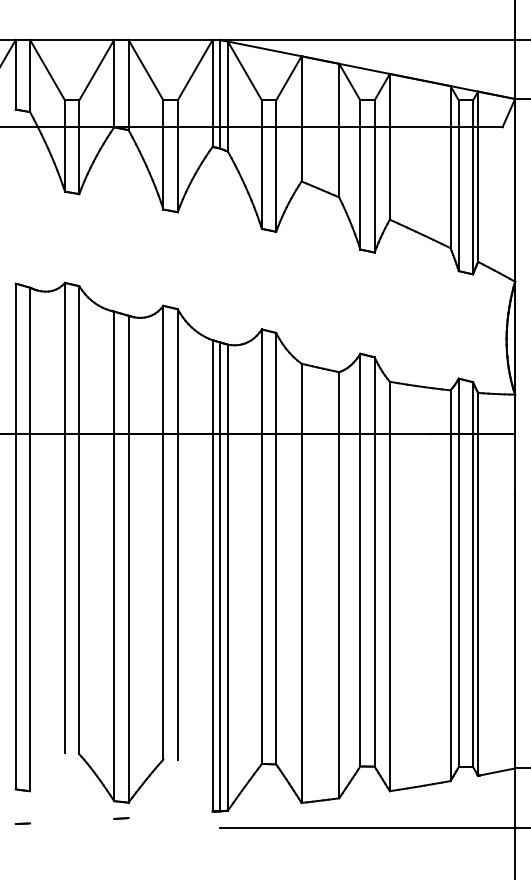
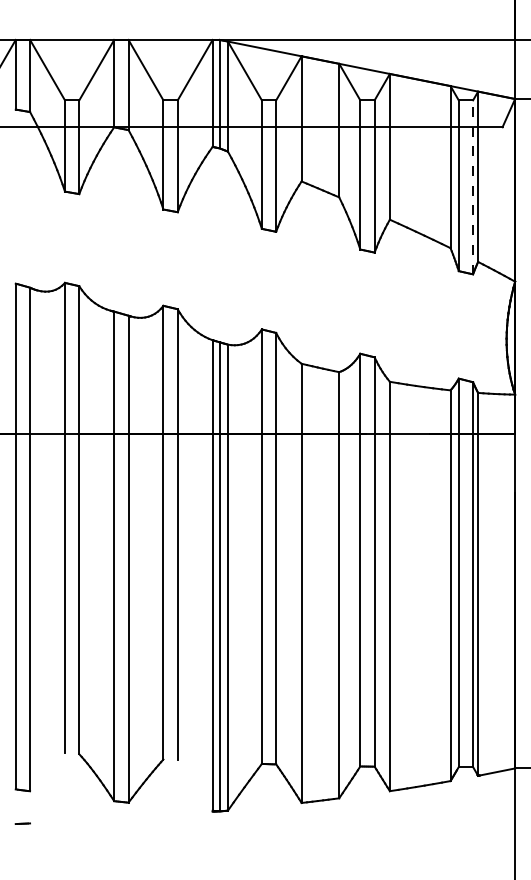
line: solid -> dashed (473, 186)
line: present -> none (121, 818)
line: present -> none (373, 827)
